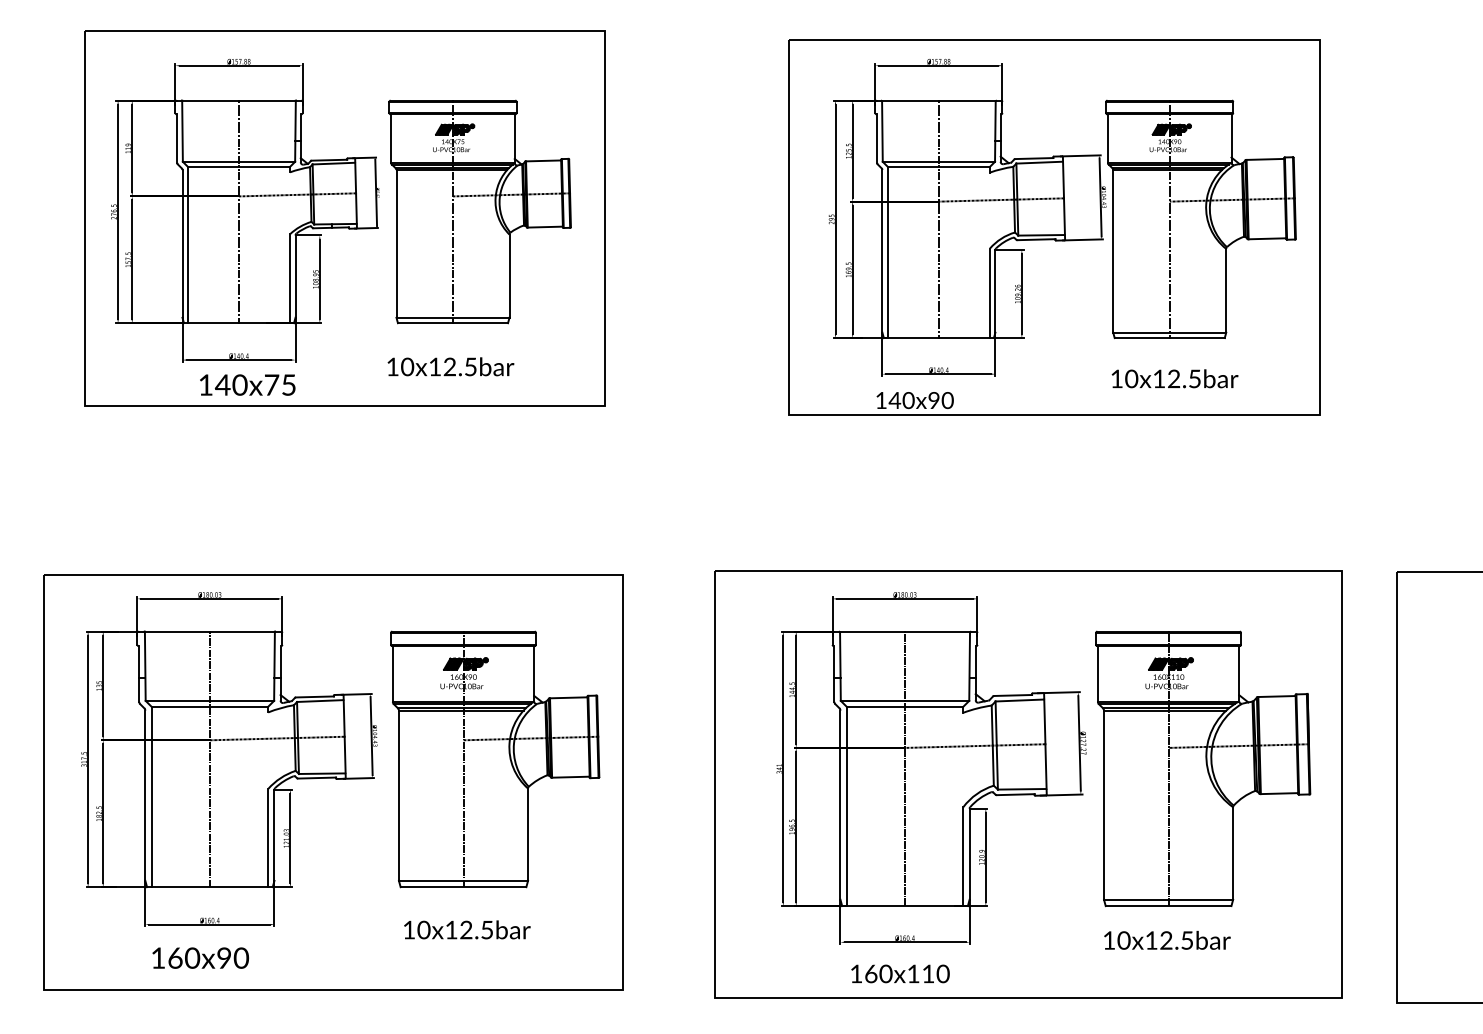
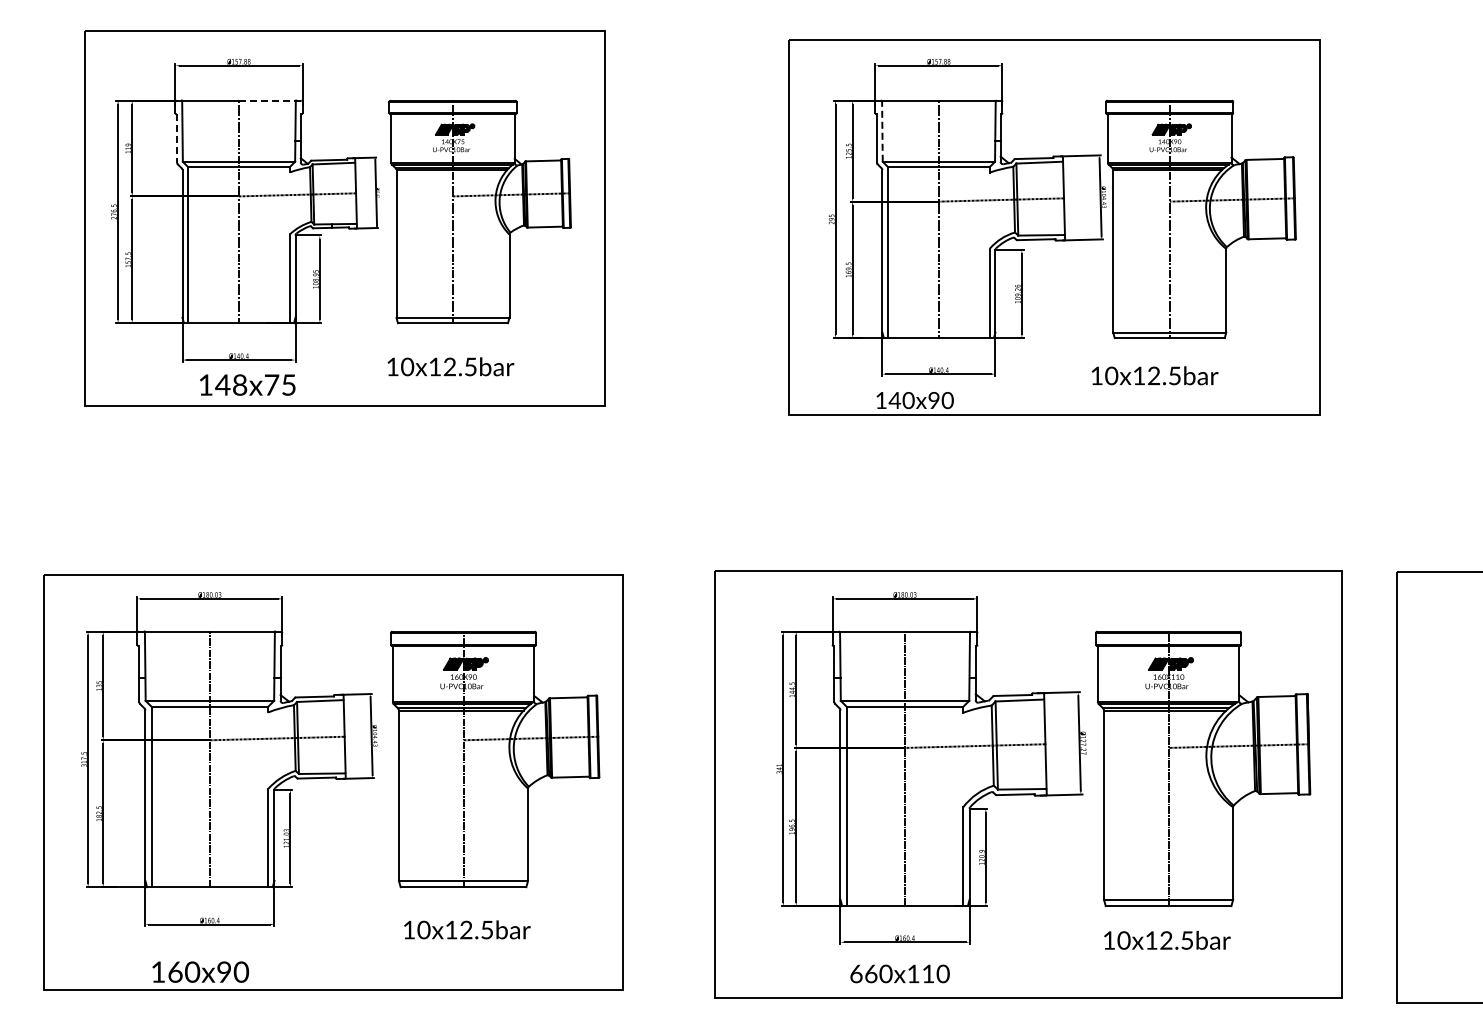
line: solid -> dashed (270, 100)
line: solid -> dashed (882, 131)
line: solid -> dashed (177, 139)
text position: (1174, 378) -> (1154, 375) (1154, 375)
text: 140x75 -> 148x75 (239, 385)
text position: (200, 957) -> (200, 971) (200, 971)
text: 160x110 -> 660x110 (856, 973)
